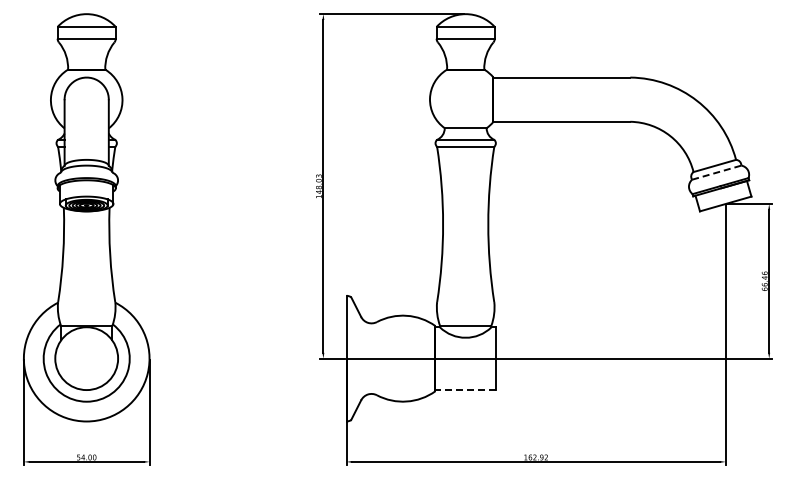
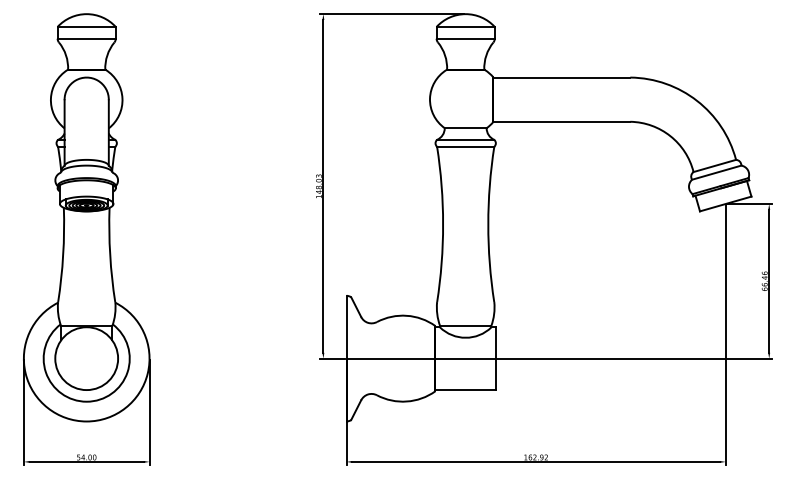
line: dashed -> solid (716, 172)
line: dashed -> solid (465, 390)
